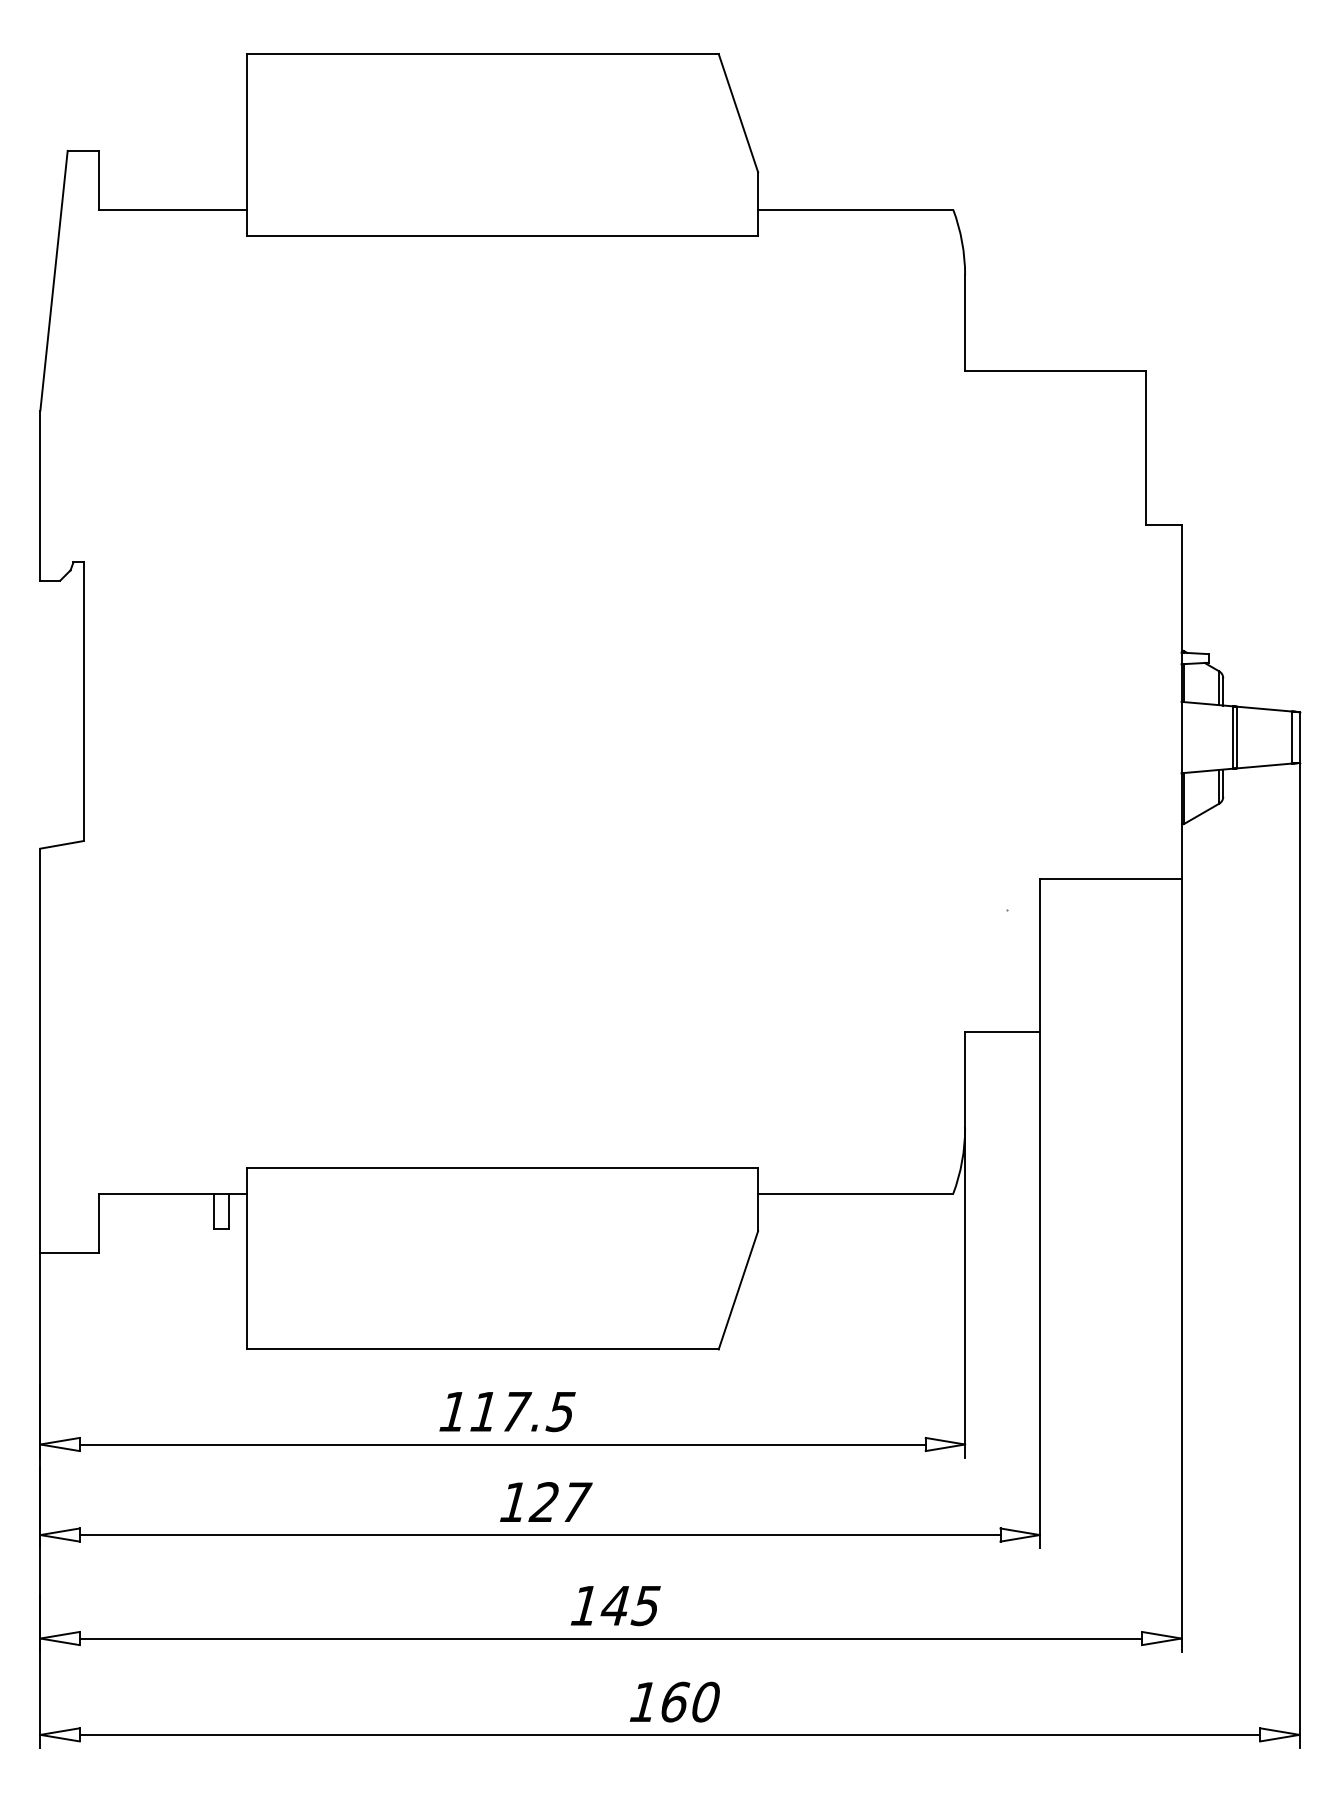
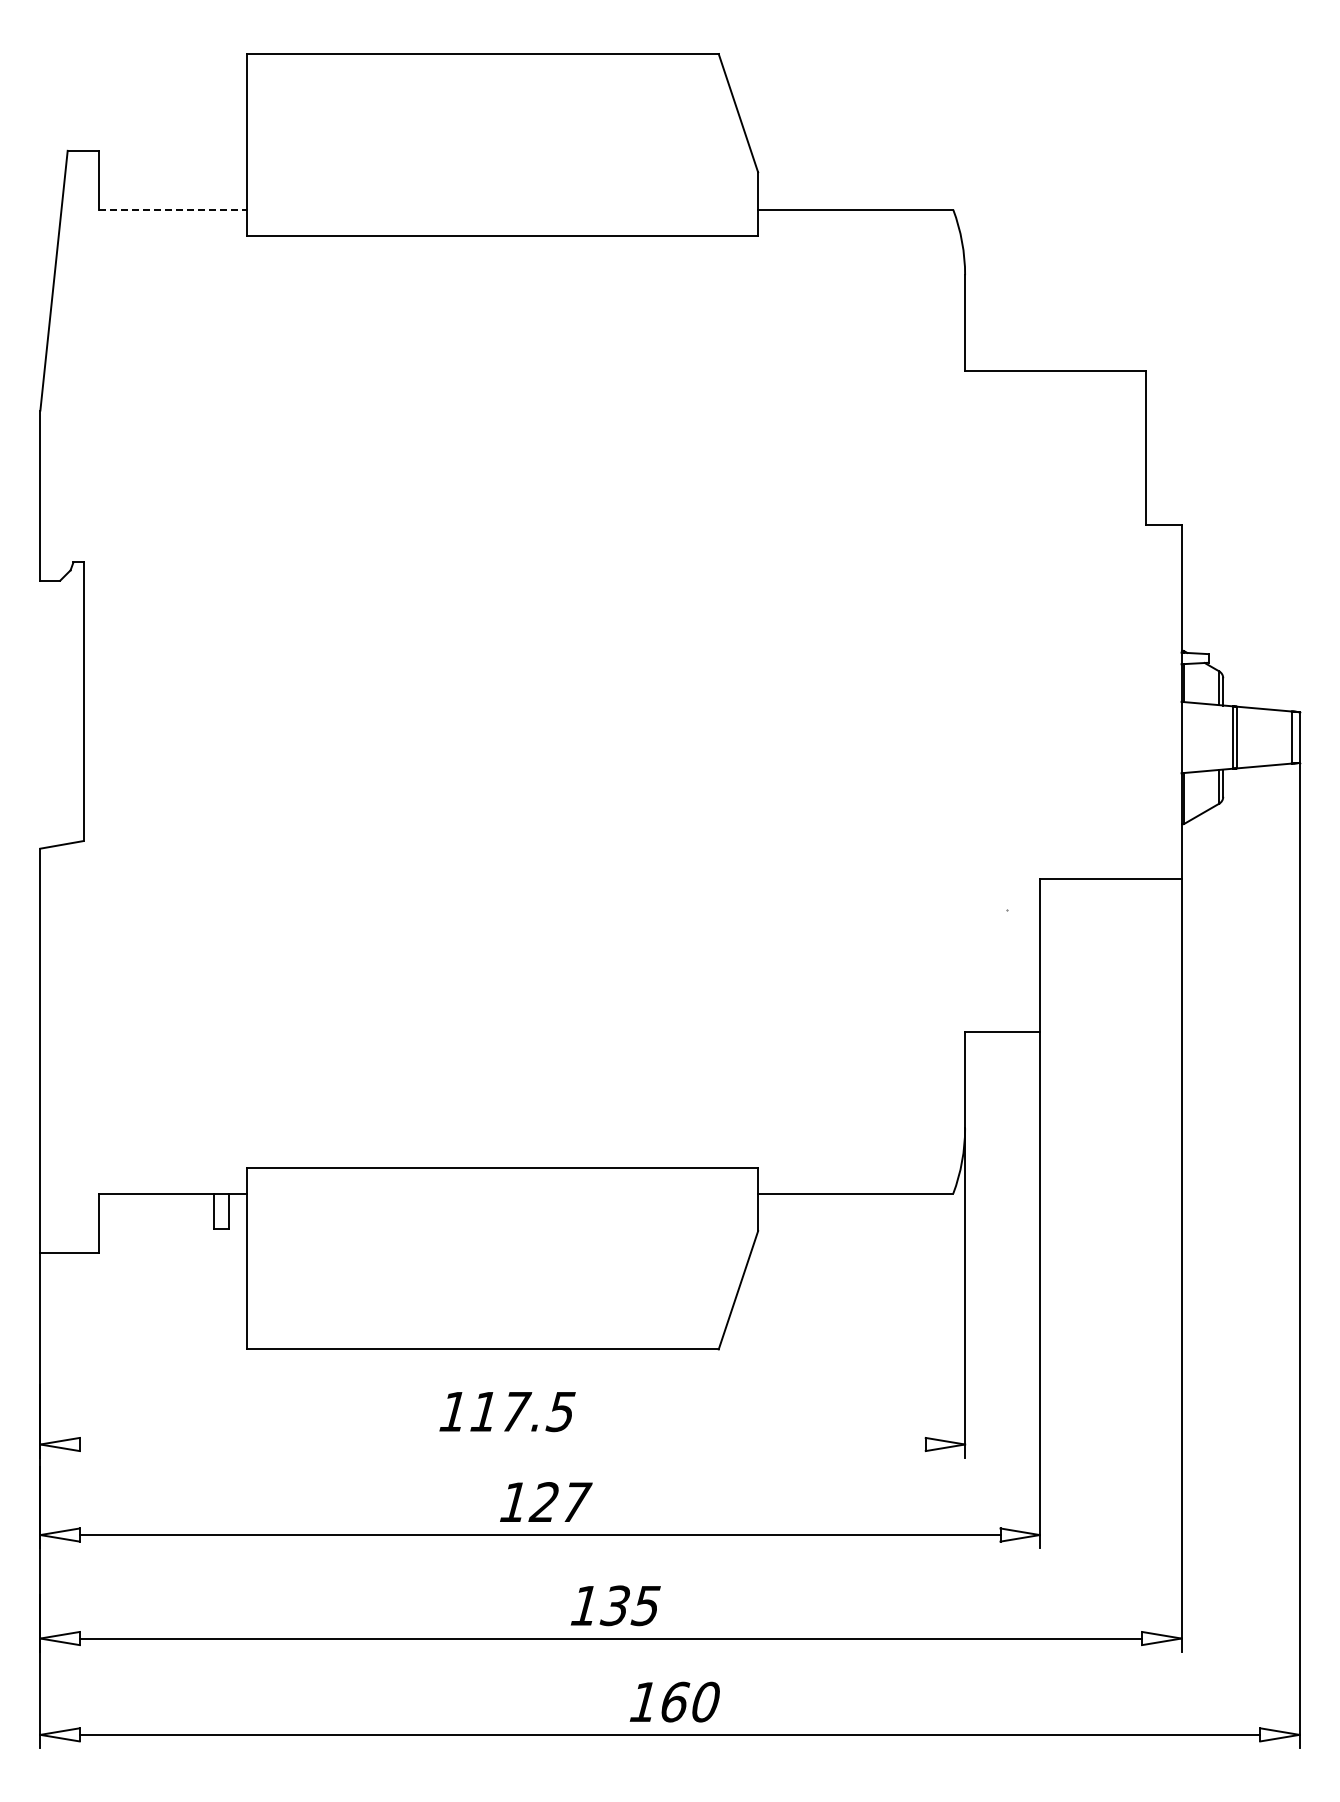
line: solid -> dashed (173, 209)
line: present -> none (502, 1444)
text: 145 -> 135 (614, 1605)
